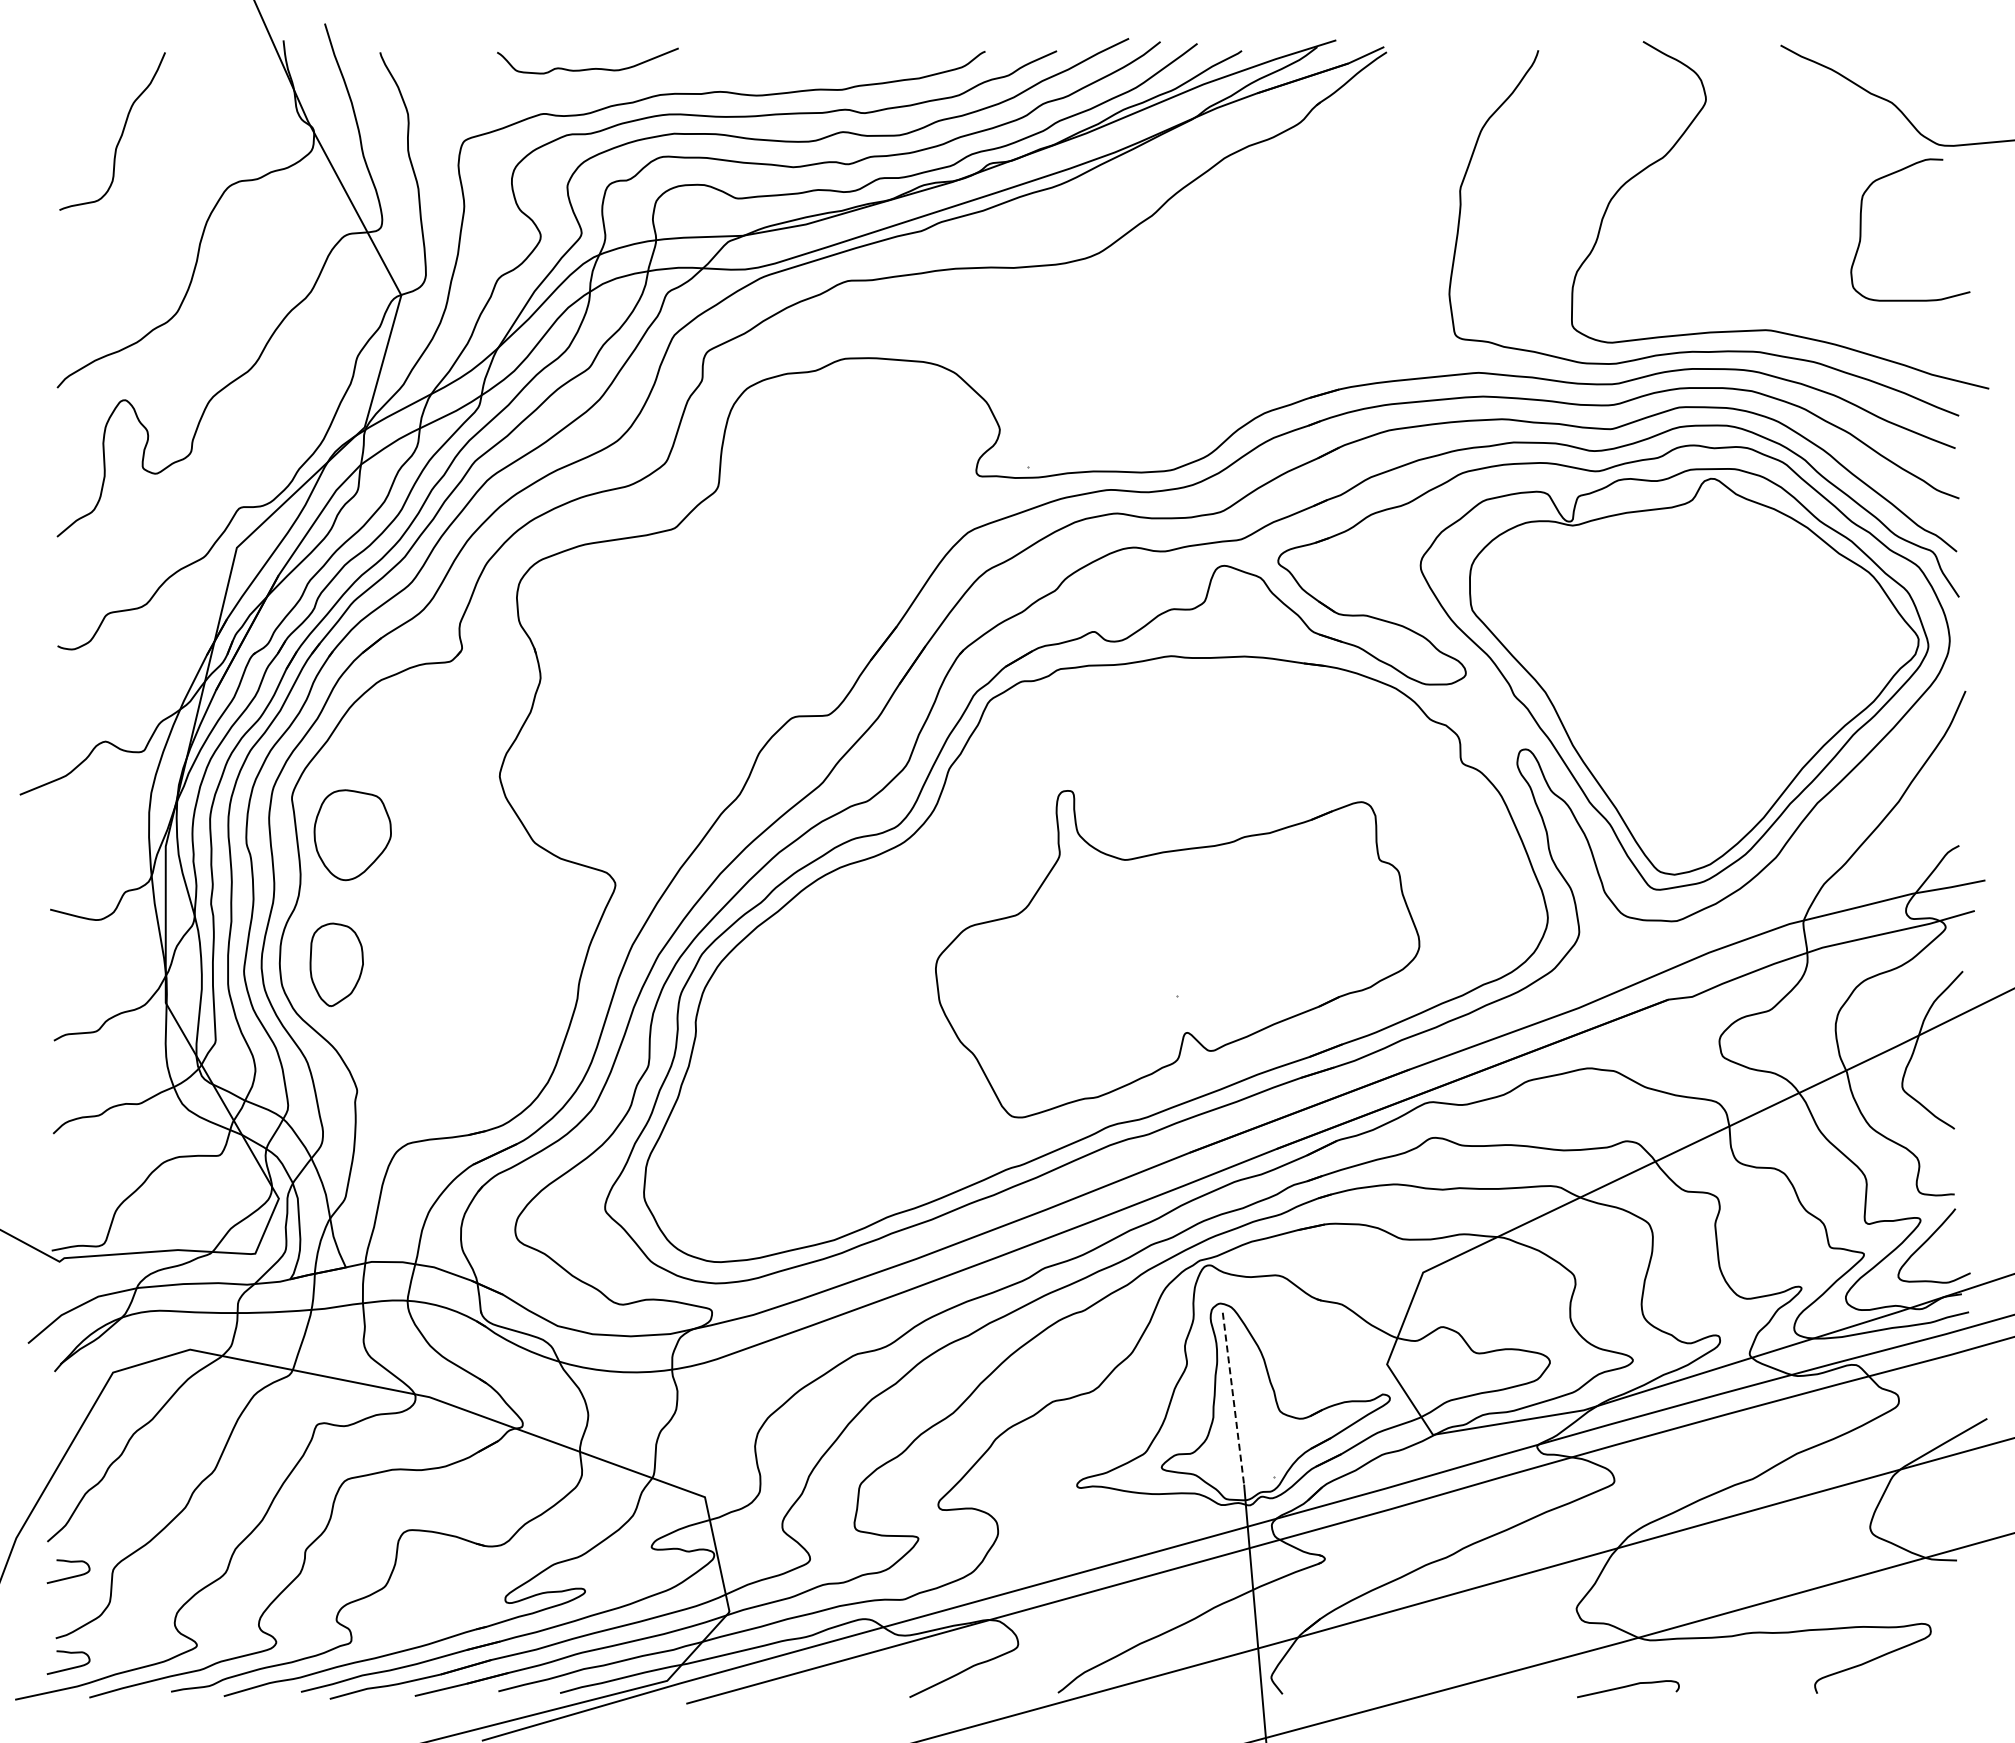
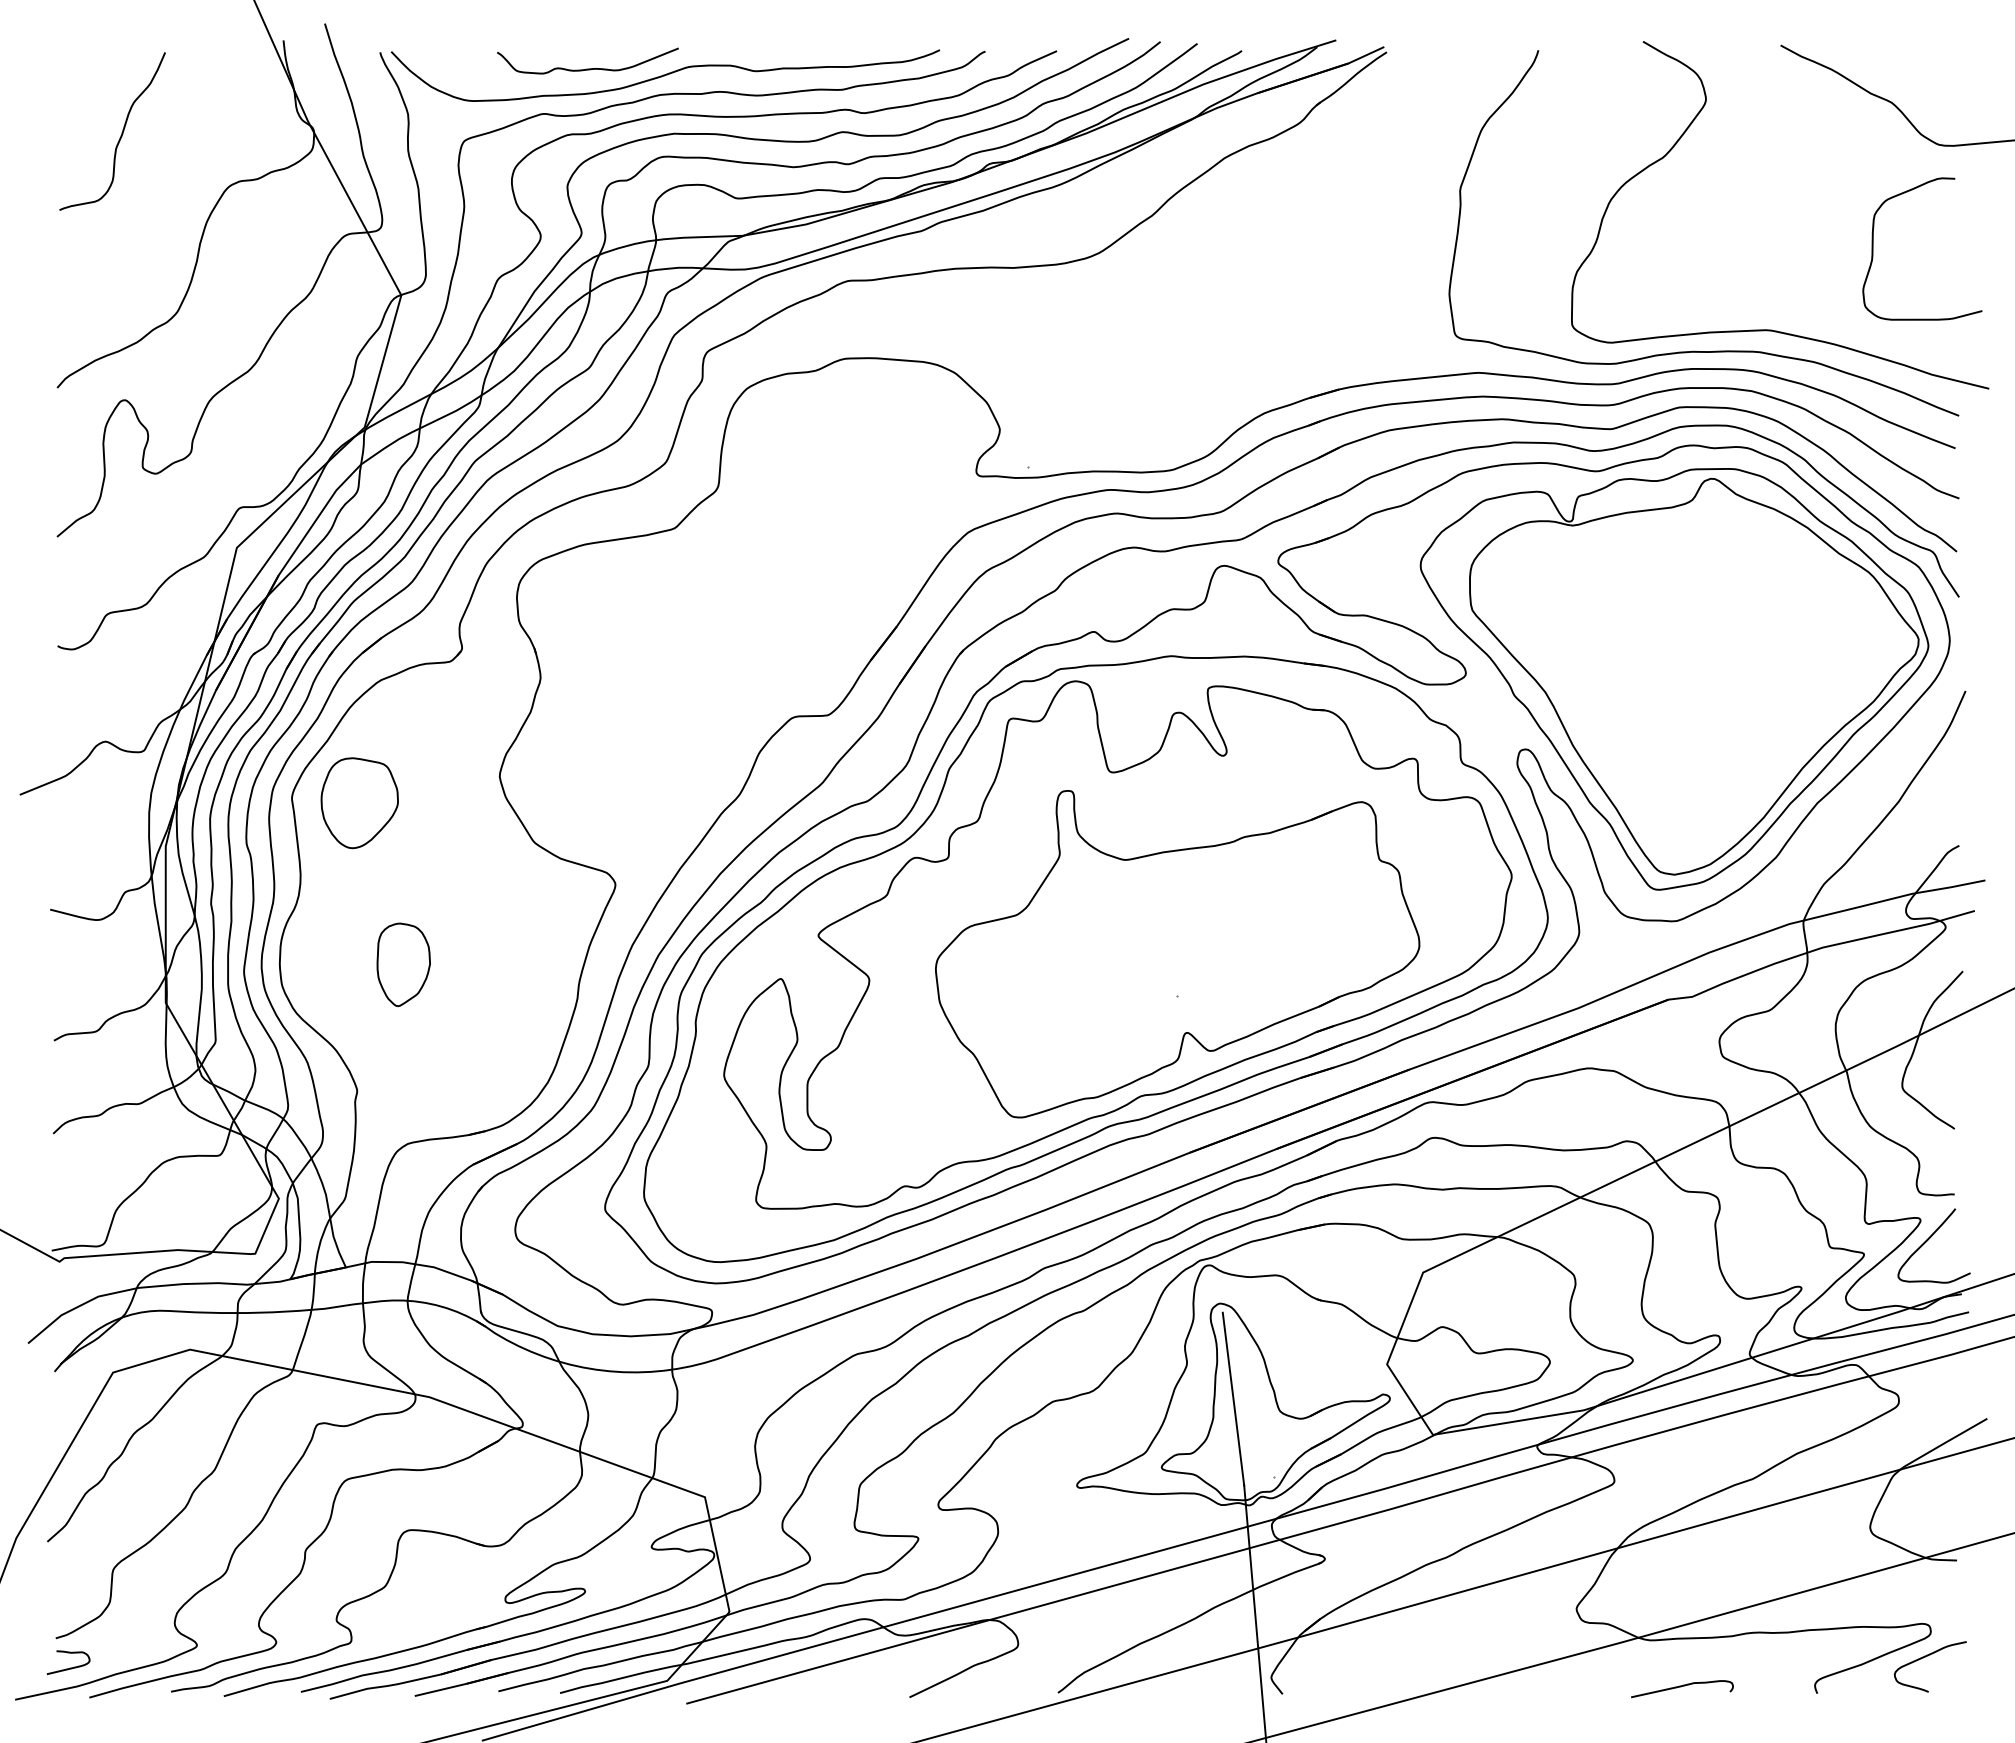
curve: none -> present (665, 75)
curve position: (1861, 229) -> (1873, 248) (1873, 248)
part position: (352, 835) -> (359, 803) (359, 803)
part: none -> present (1117, 944)
part position: (336, 964) -> (403, 964) (403, 964)
line: dashed -> solid (1233, 1399)
curve: present -> none (70, 1576)
curve: none -> present (1925, 1657)
curve position: (1627, 1687) -> (1681, 1687) (1681, 1687)
